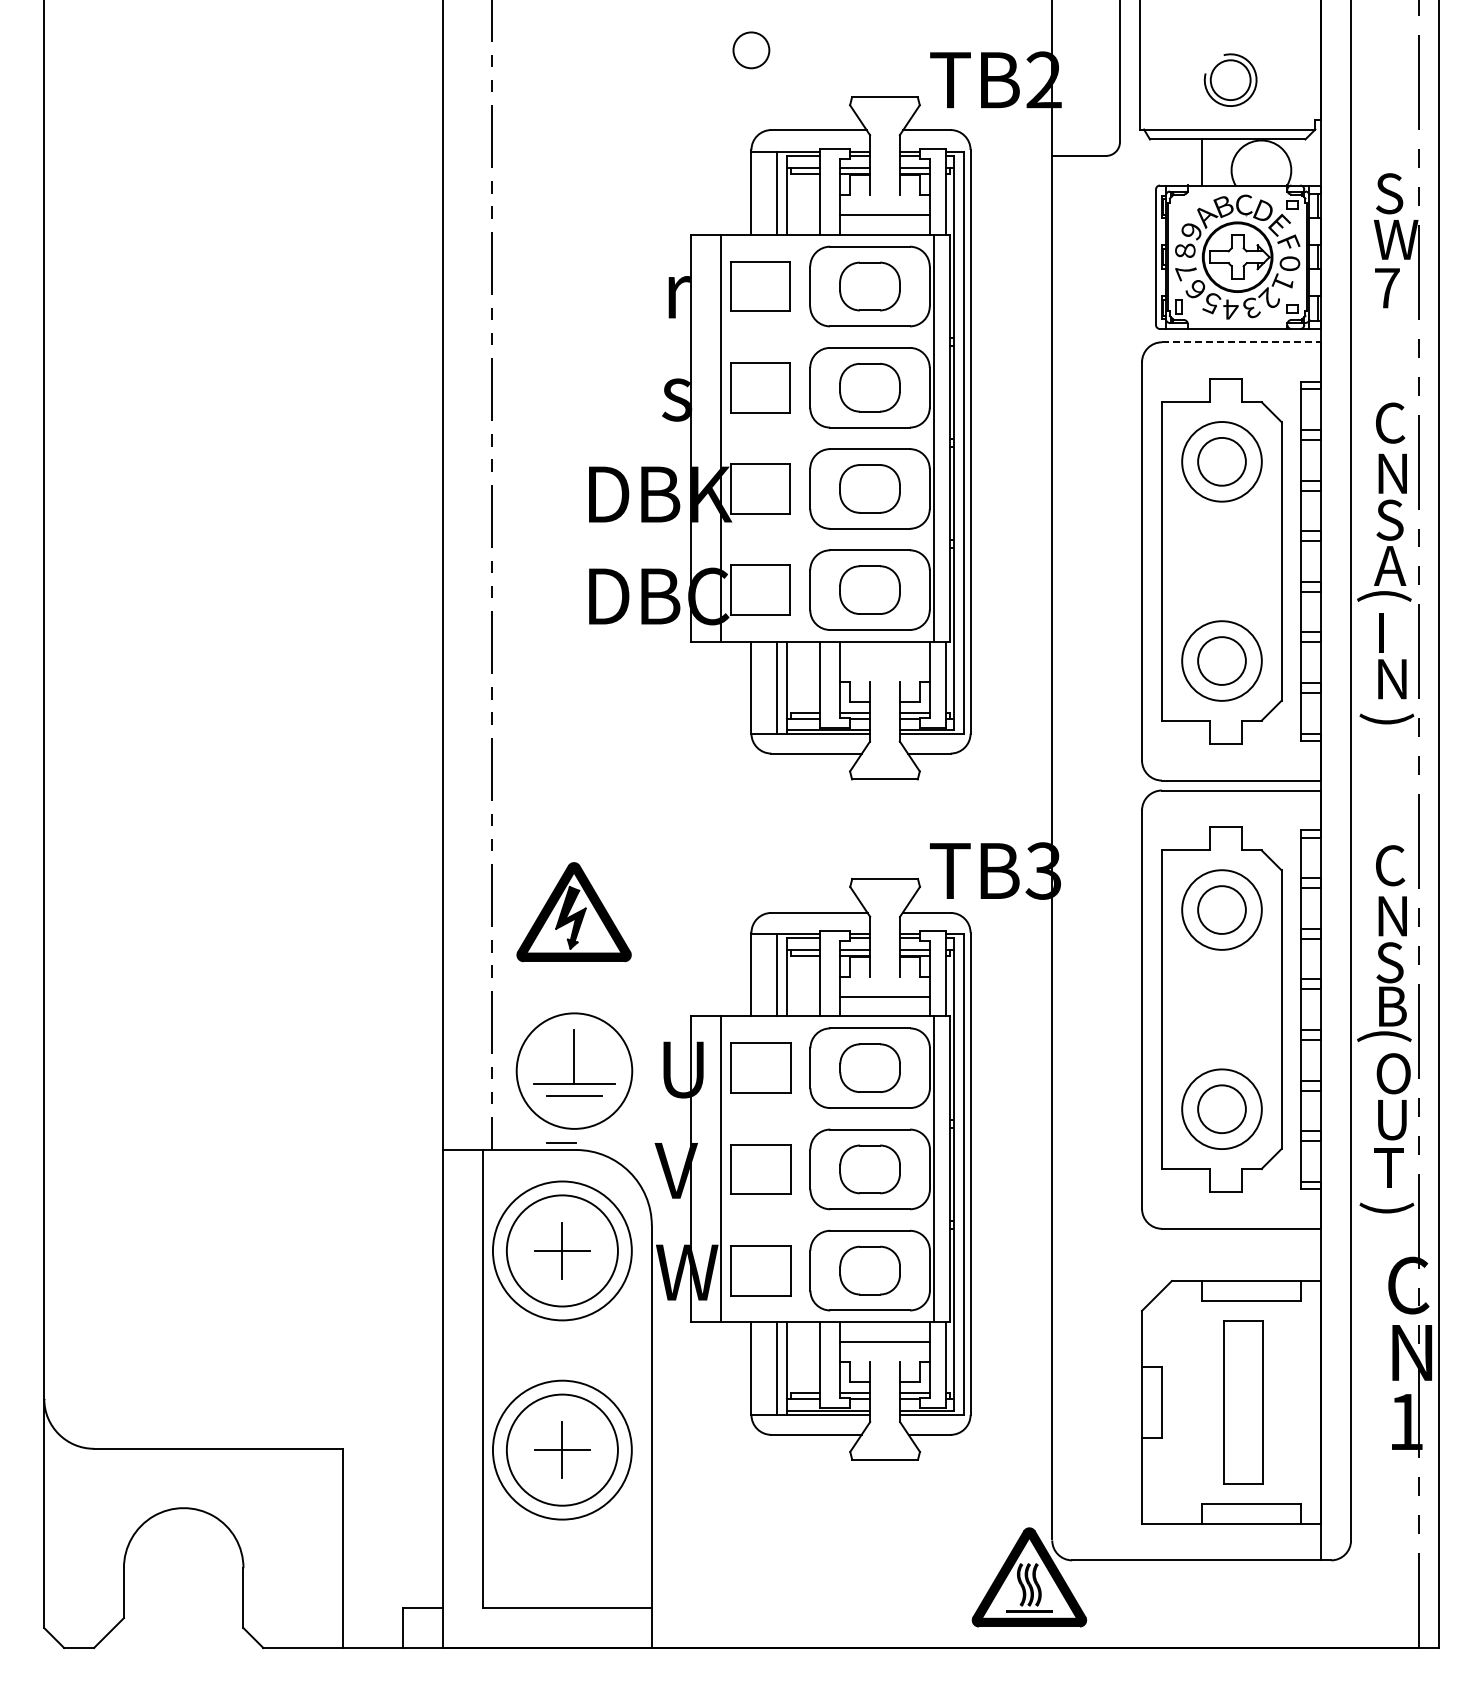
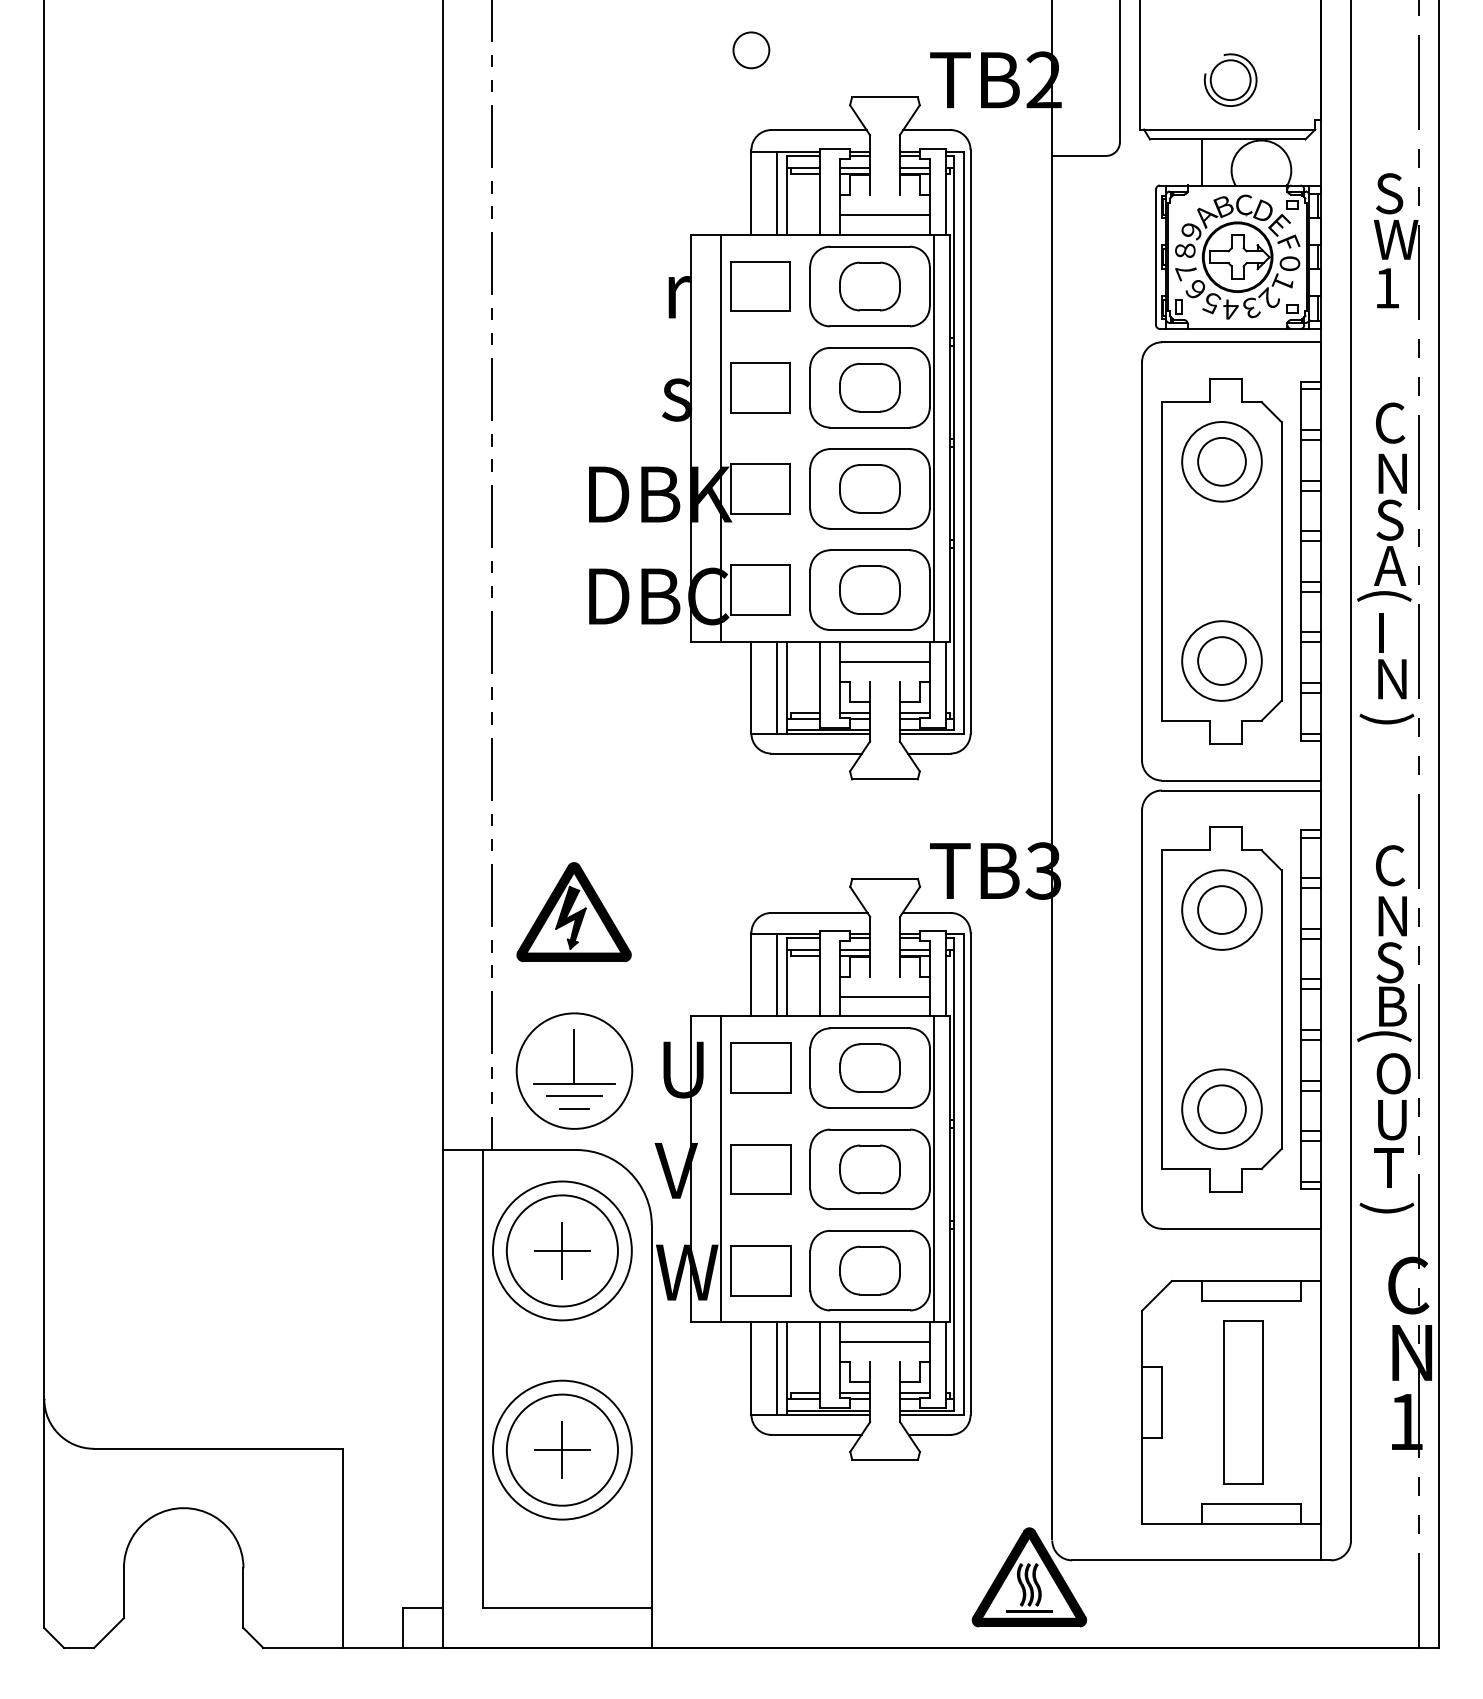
text: 7 -> 1 (1387, 288)
line: dashed -> solid (1241, 342)
line: none -> present (884, 661)
line position: (561, 1142) -> (574, 1108) (574, 1108)
